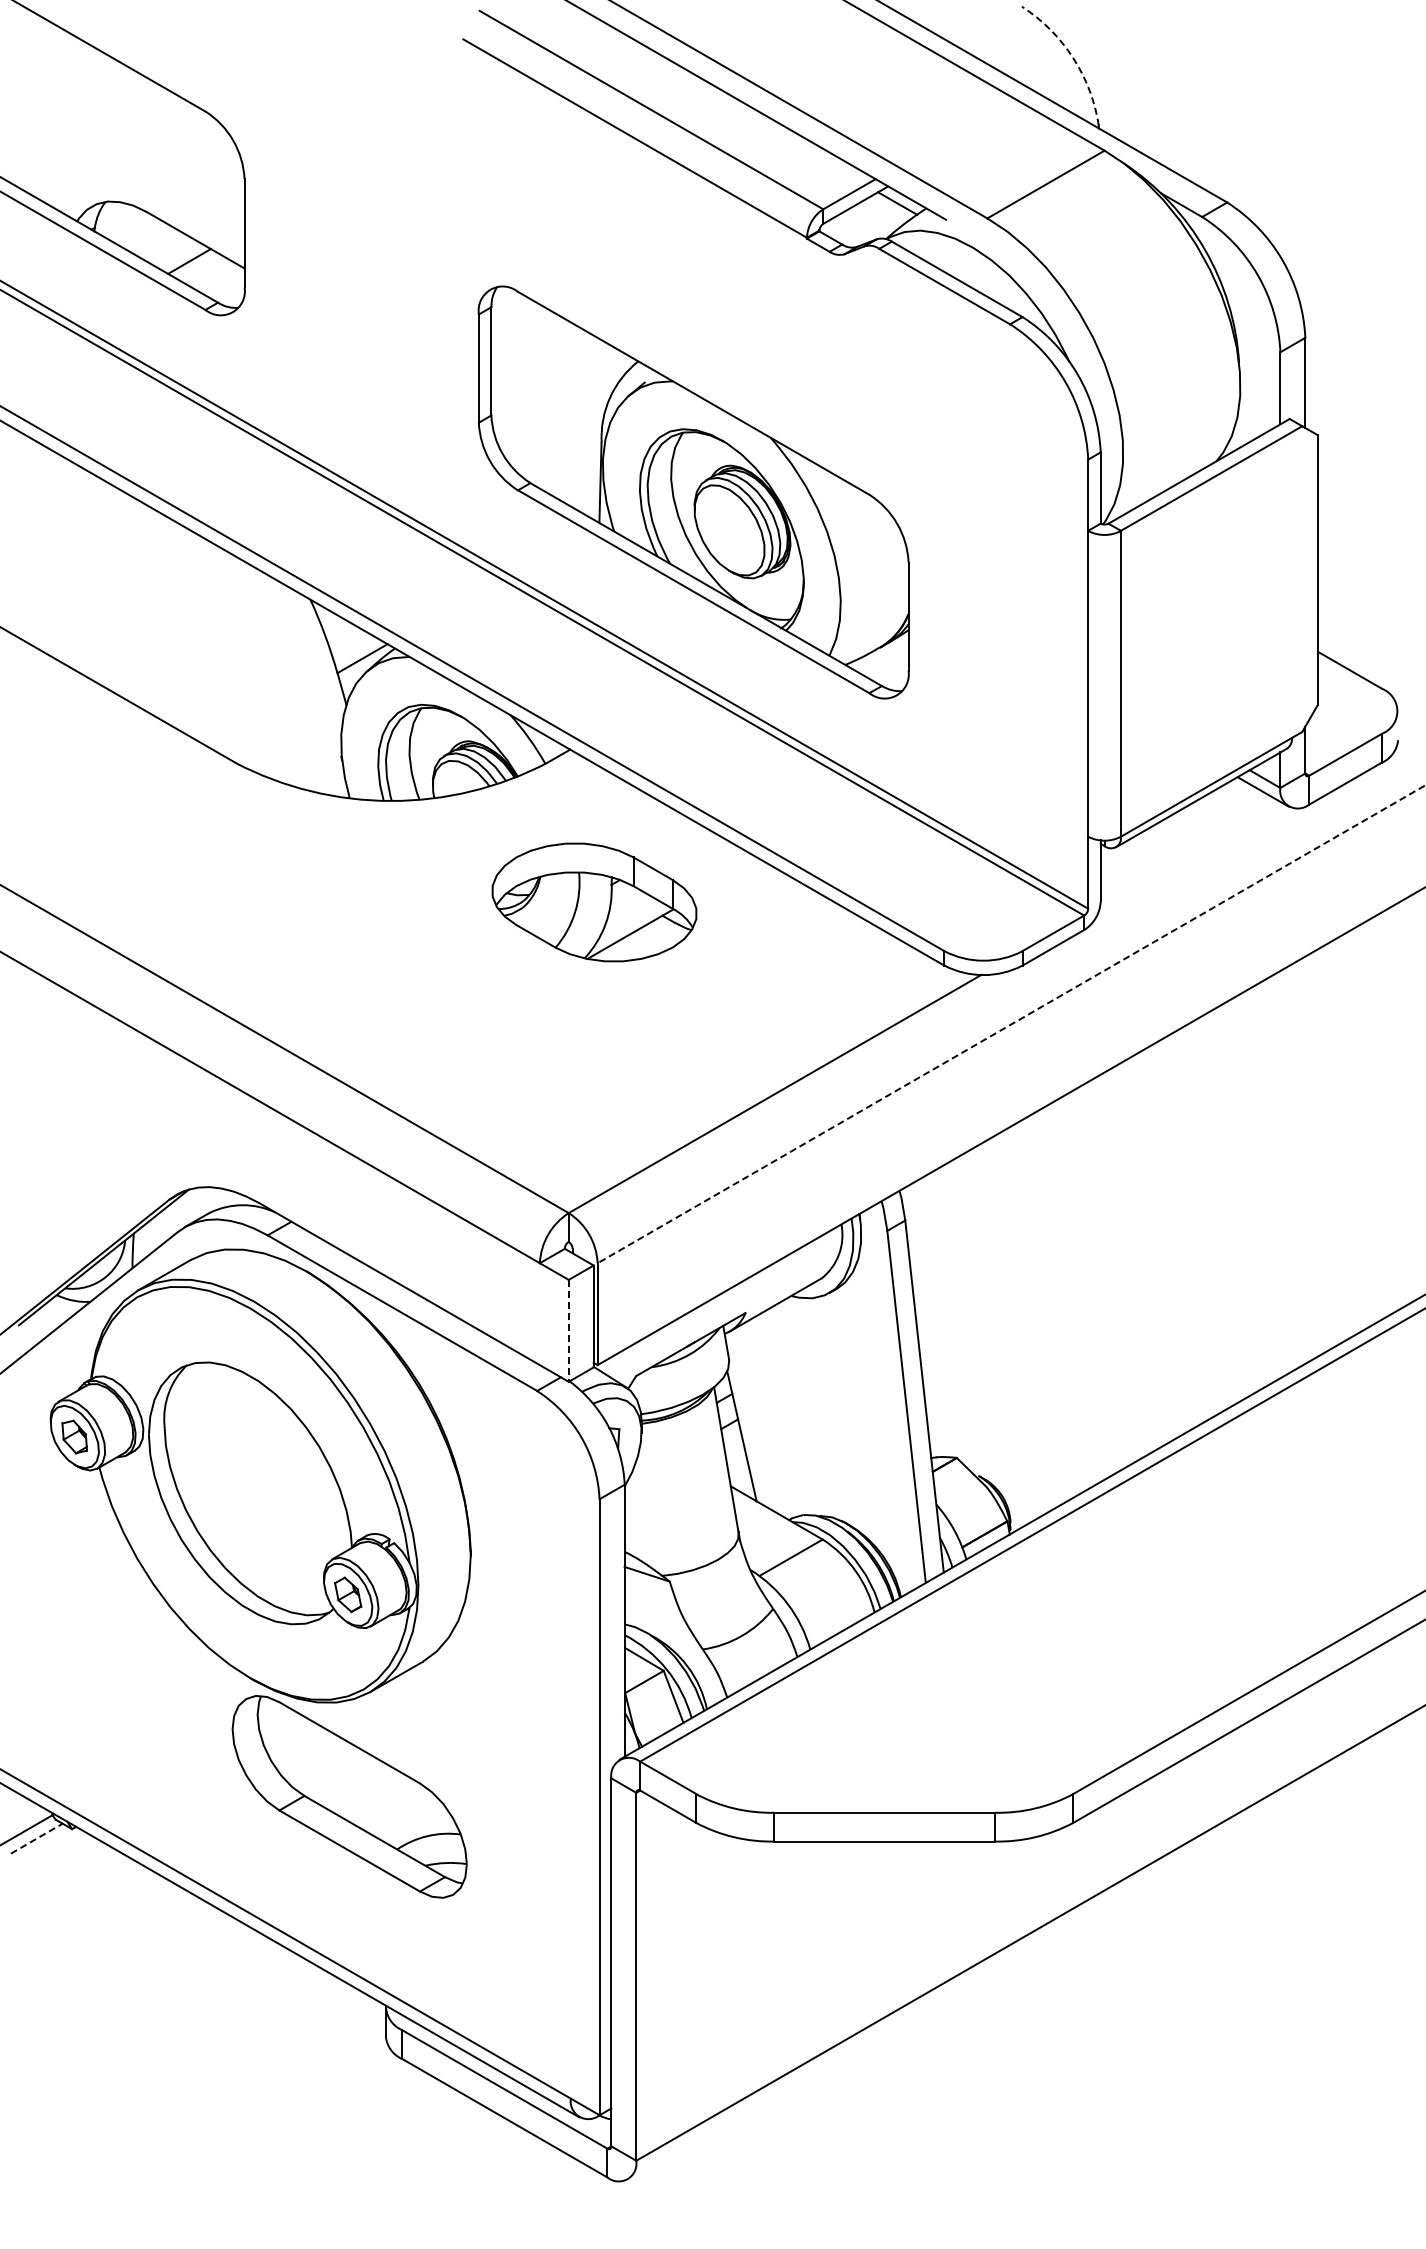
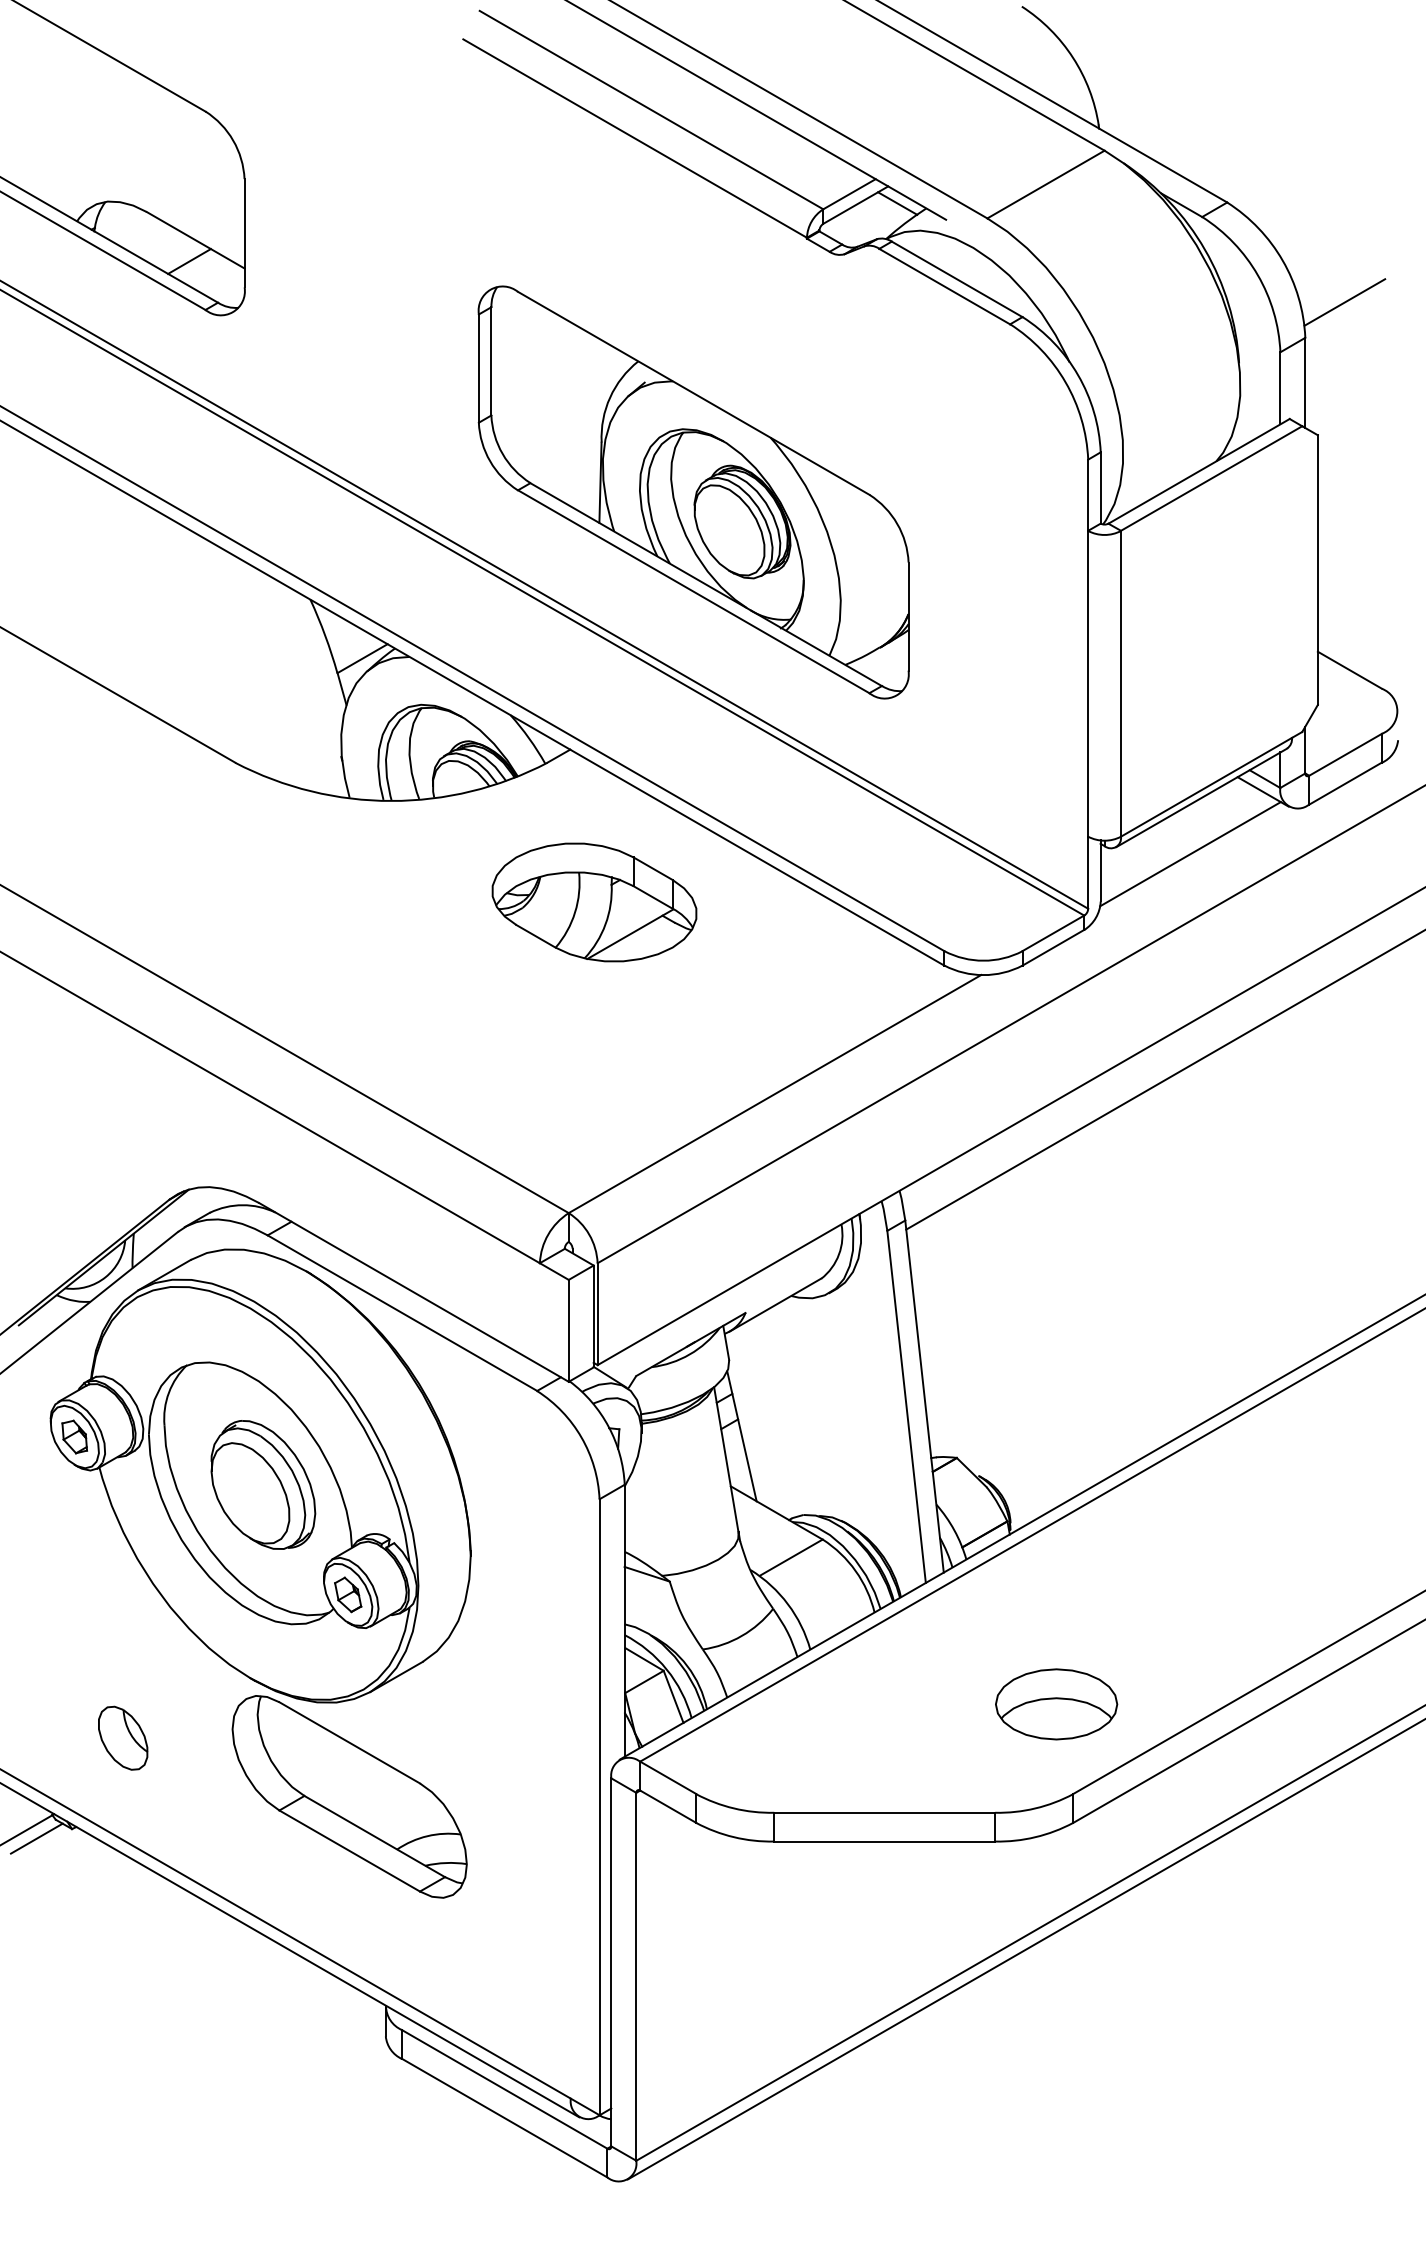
arc: dashed -> solid (1073, 57)
line: none -> present (1344, 302)
line: none -> present (1190, 854)
line: dashed -> solid (1011, 1024)
line: none -> present (1164, 1080)
line: dashed -> solid (568, 1330)
part: none -> present (263, 1484)
part: none -> present (1056, 1704)
part: none -> present (123, 1737)
line: dashed -> solid (36, 1838)
line: none -> present (1024, 1949)
